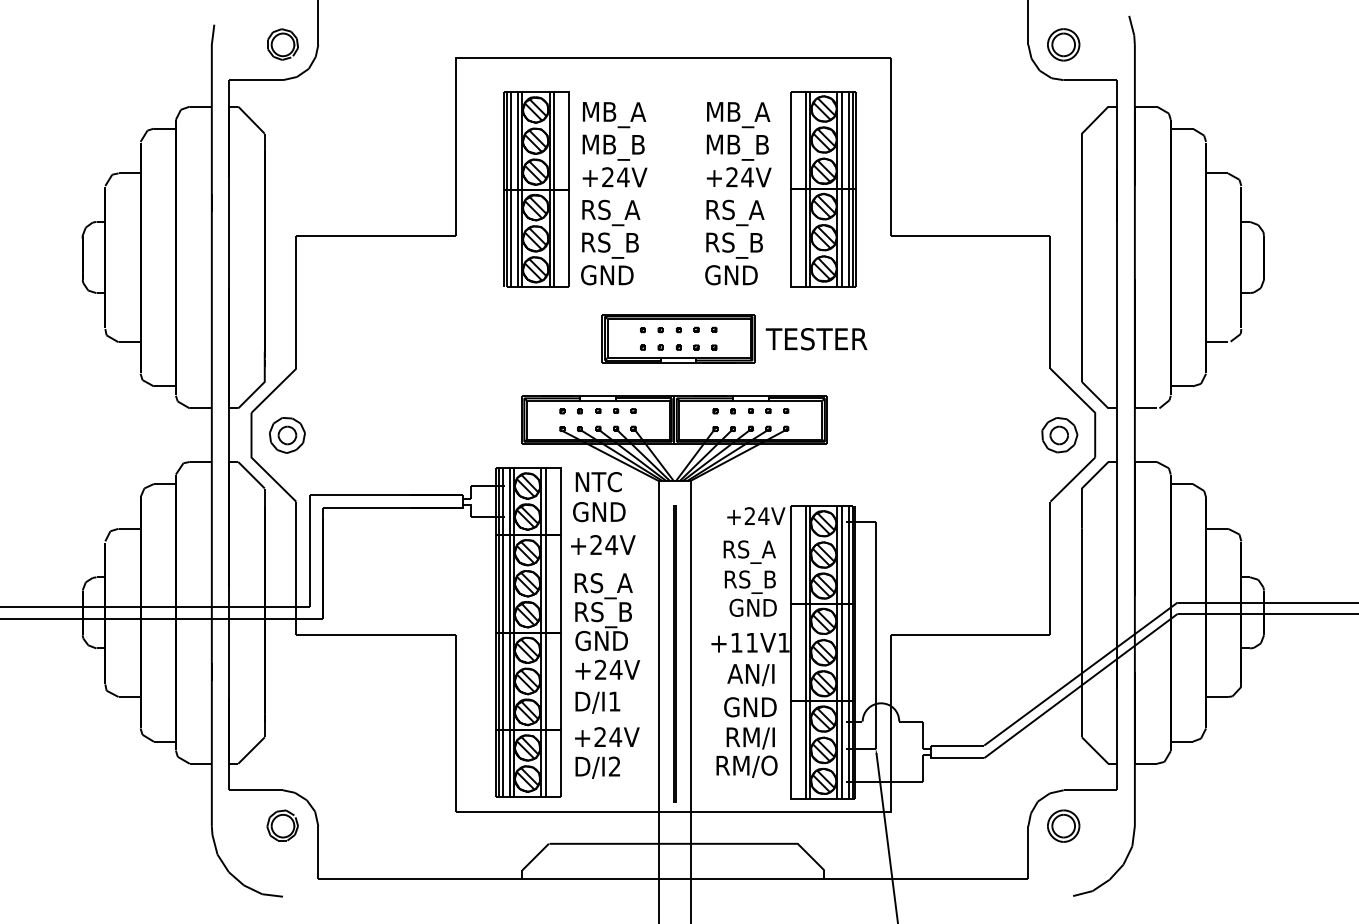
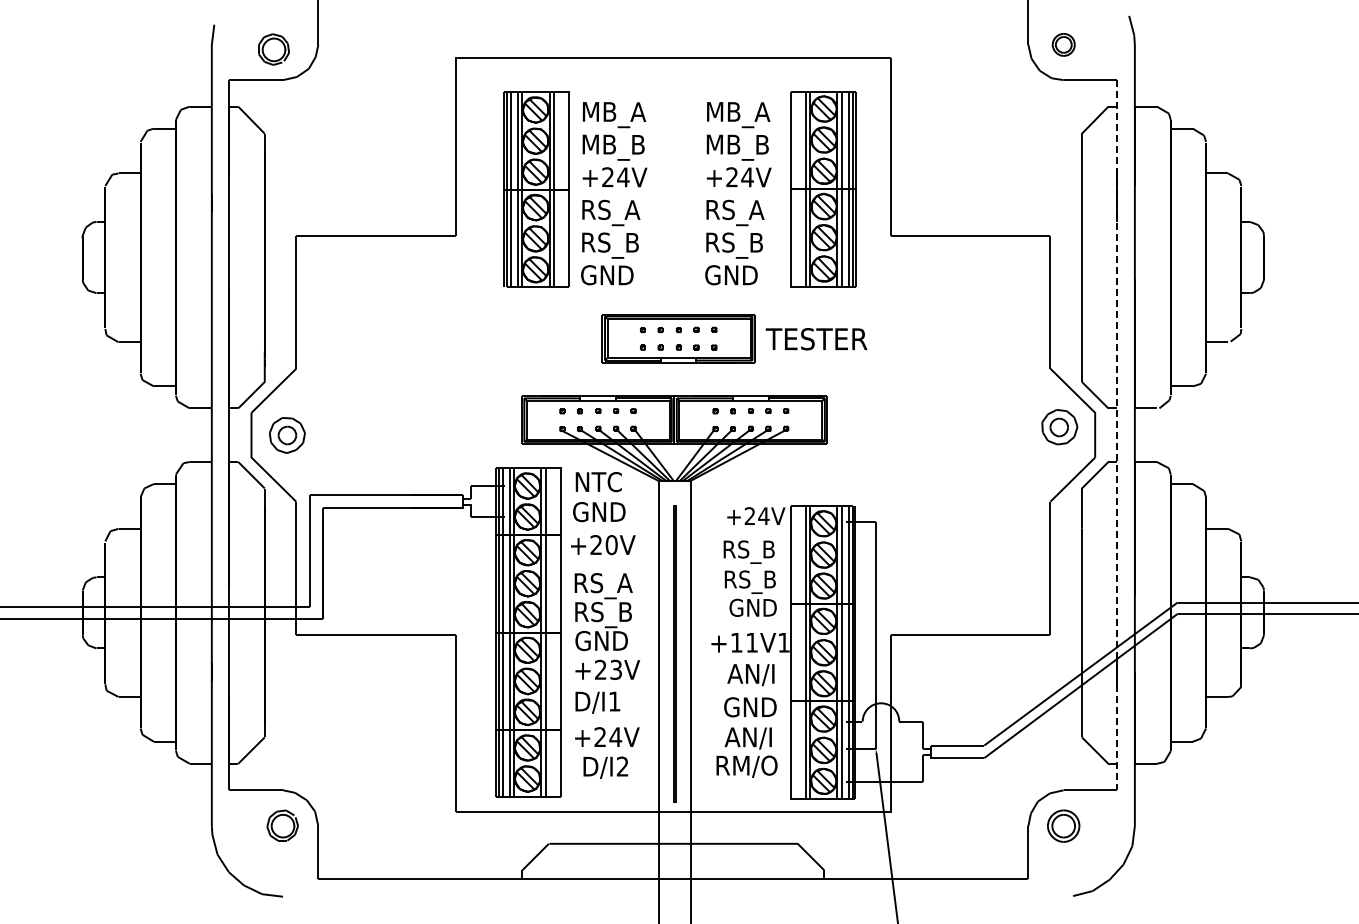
part position: (282, 44) -> (273, 49) (273, 49)
part size: 34x34 px -> 25x24 px (1063, 44)
part position: (1059, 435) -> (1059, 427) (1059, 427)
line: solid -> dashed (1117, 435)
text: +24V -> +20V (611, 545)
text: RS_A -> RS_B (768, 549)
text: +24V -> +23V (615, 669)
text: RM/I -> AN/I (749, 738)
text position: (597, 767) -> (605, 767) (605, 767)
